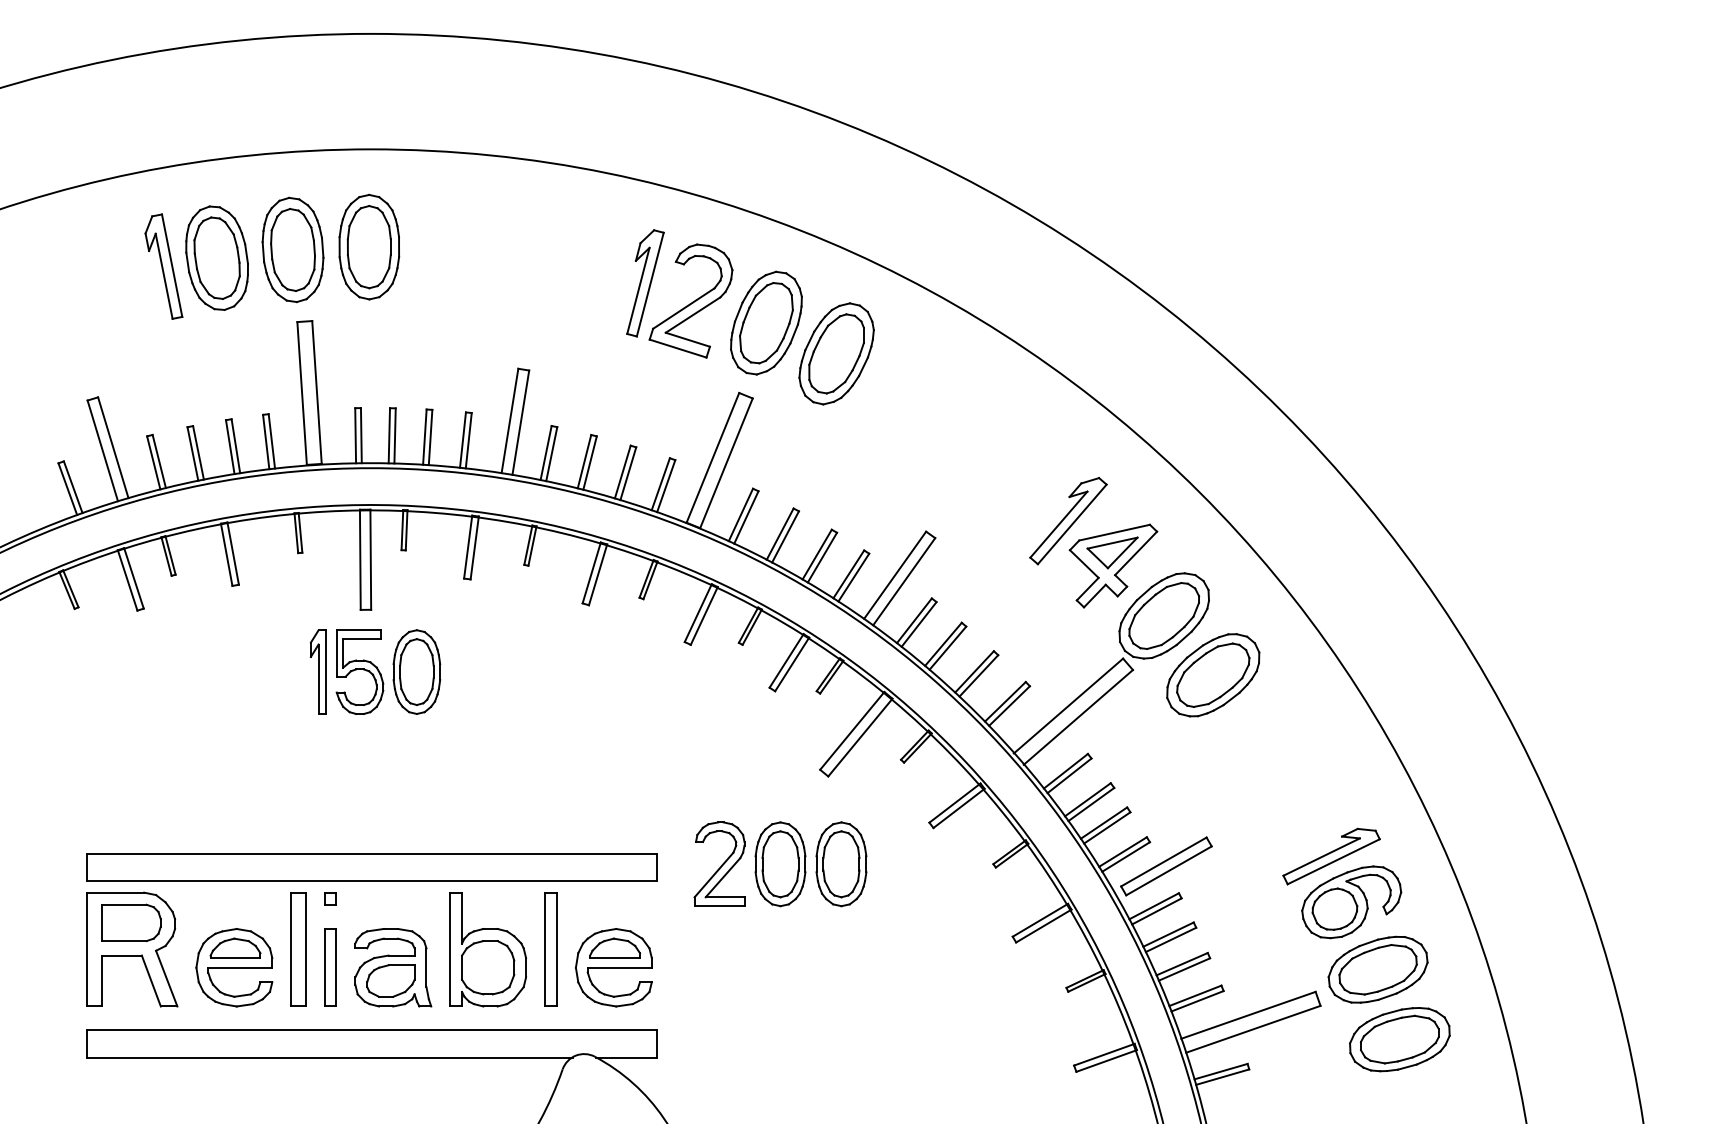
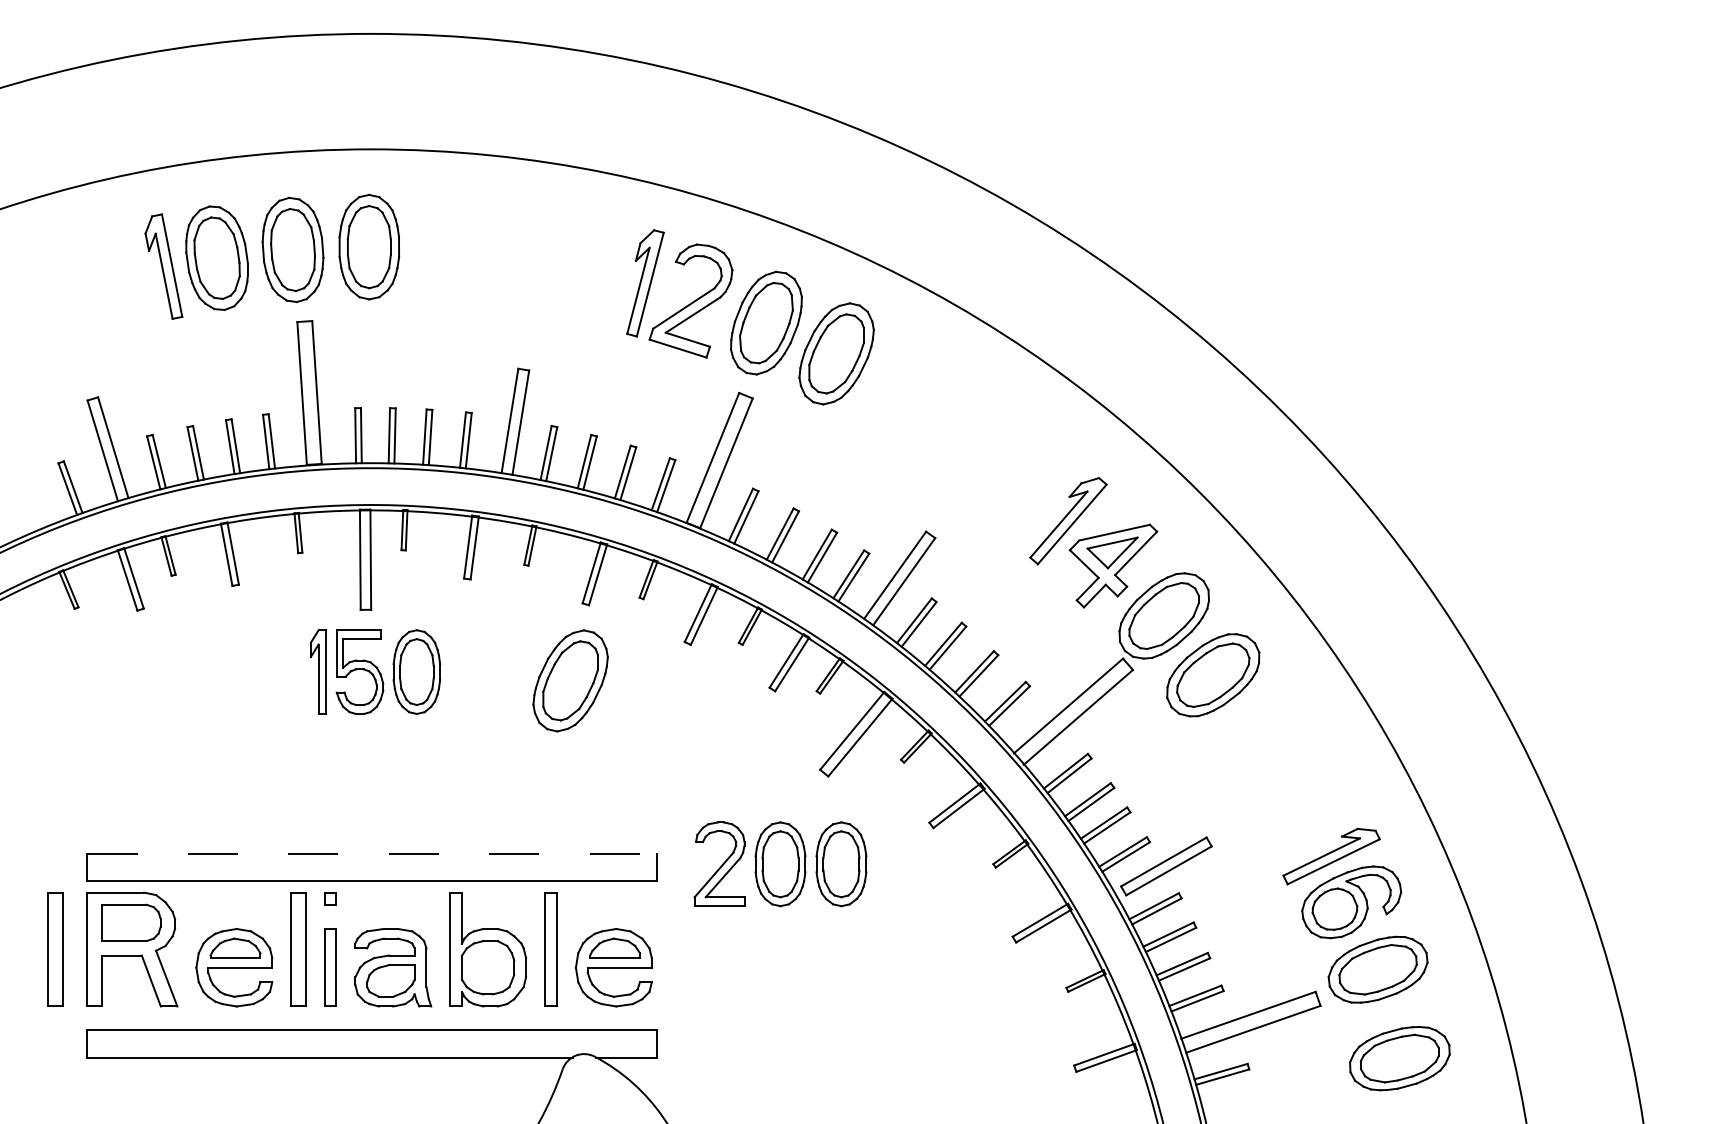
part: none -> present (570, 680)
line: solid -> dashed (372, 853)
part: none -> present (55, 949)
part position: (1399, 1039) -> (1399, 1058) (1399, 1058)
